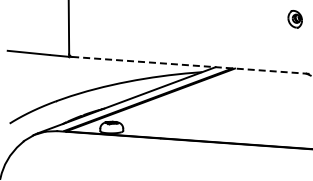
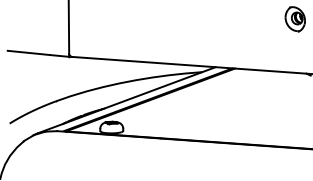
part size: 16x19 px -> 22x27 px (294, 19)
line: dashed -> solid (192, 65)
